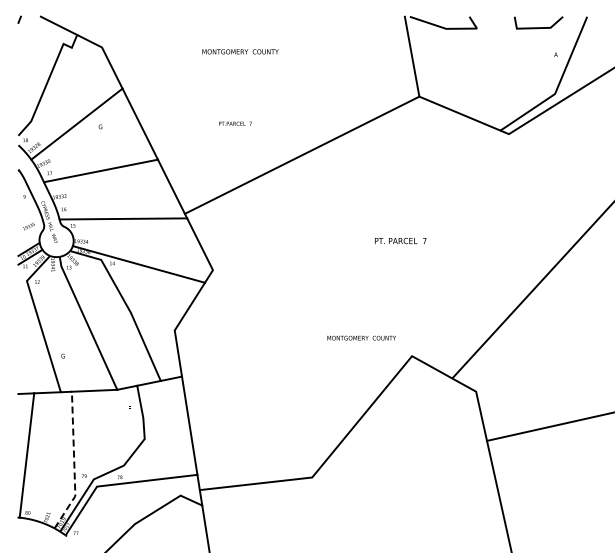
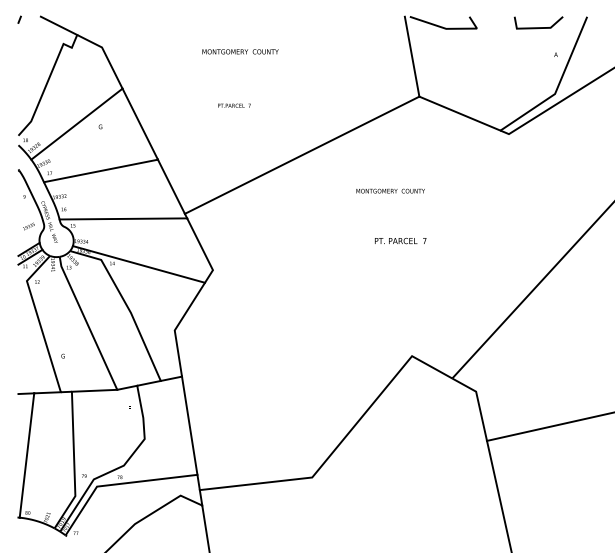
text position: (235, 123) -> (234, 105) (234, 105)
text position: (361, 337) -> (390, 190) (390, 190)
line: dashed -> solid (74, 463)
